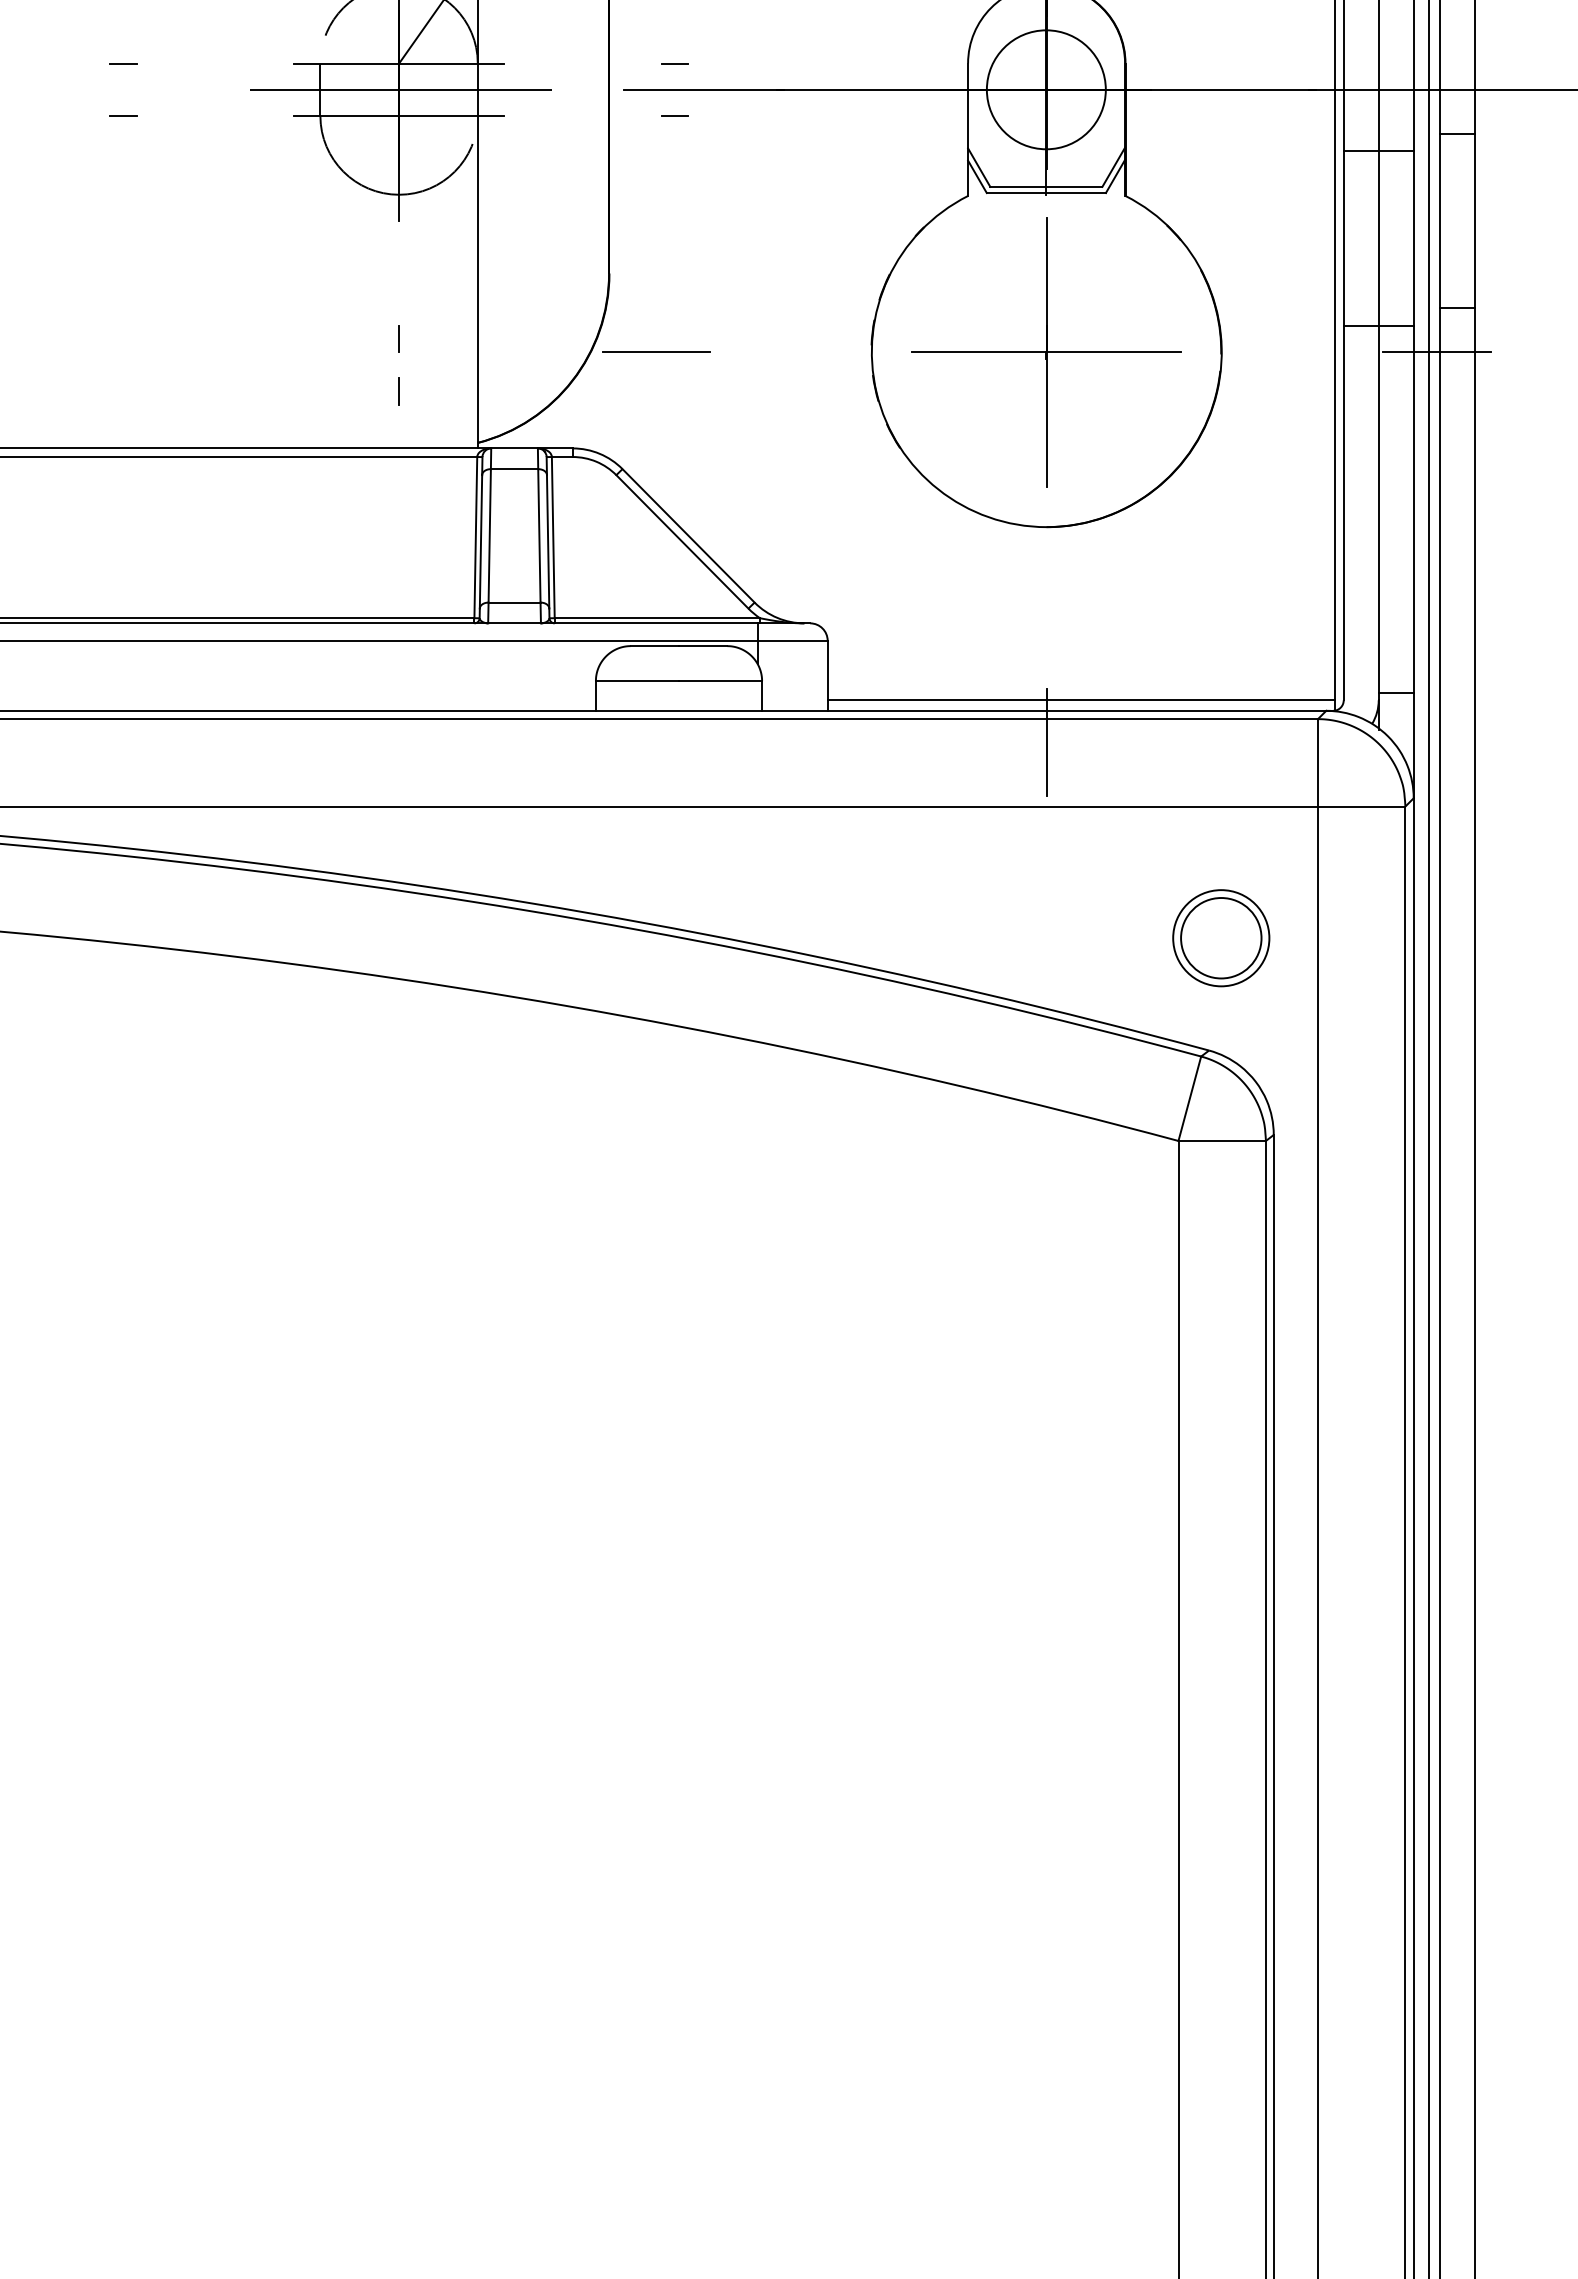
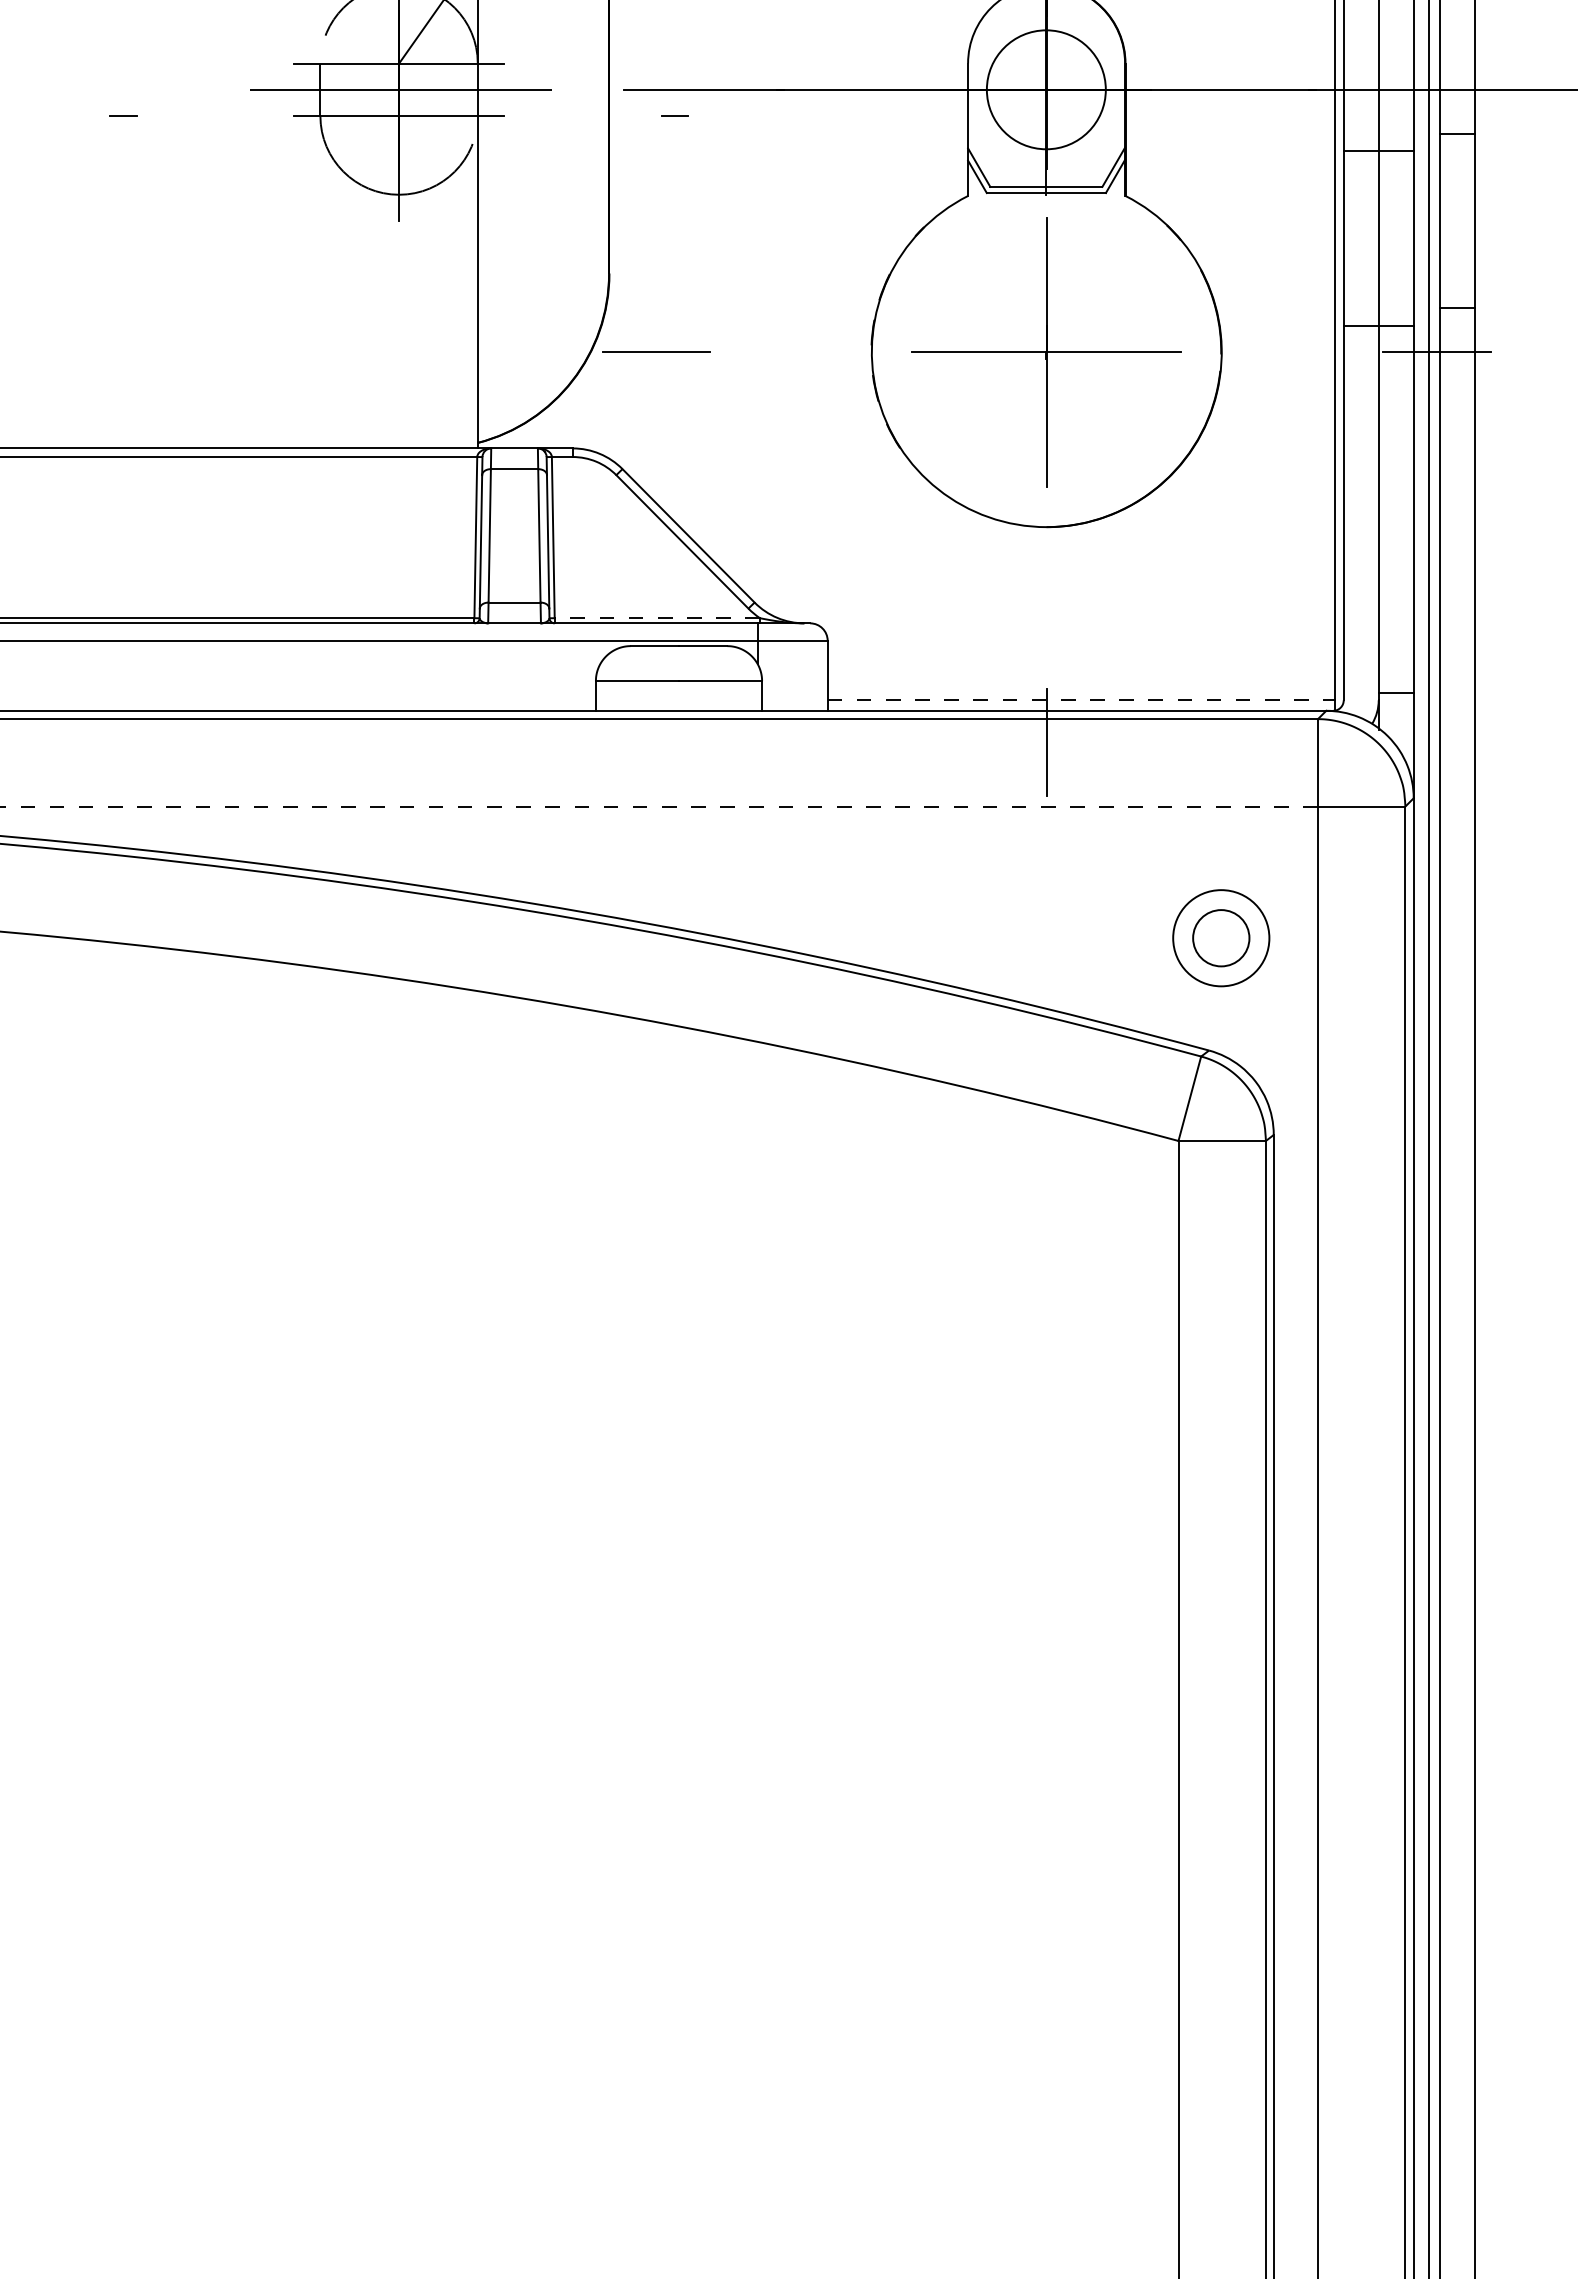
line: present -> none (123, 63)
line: present -> none (674, 63)
line: present -> none (399, 338)
line: present -> none (399, 391)
line: solid -> dashed (657, 618)
line: solid -> dashed (1081, 700)
line: solid -> dashed (658, 806)
circle diameter: 80 px -> 56 px (1221, 938)
